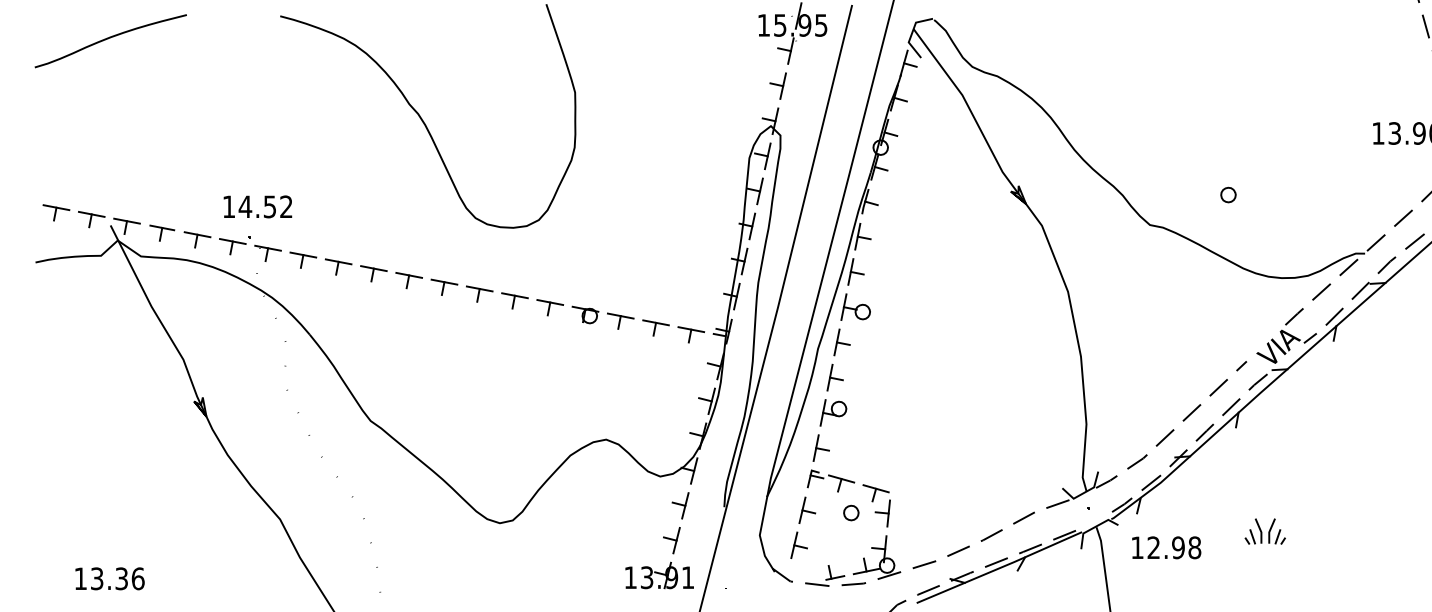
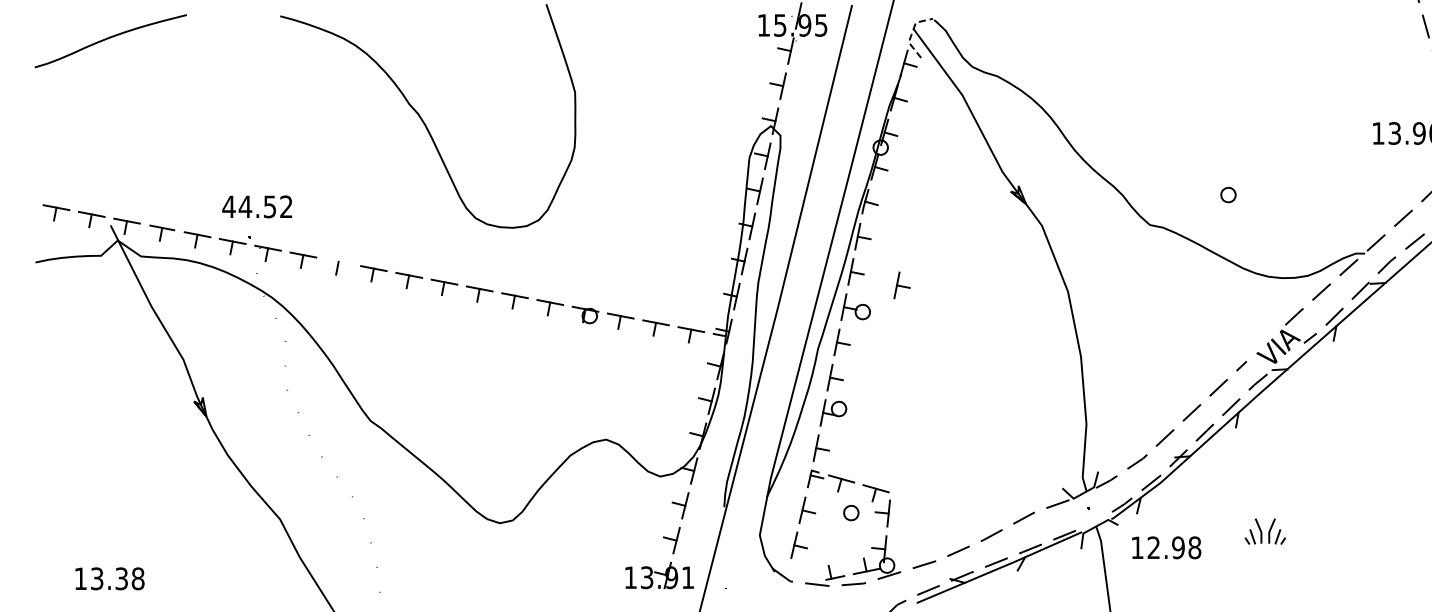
line: solid -> dashed (912, 33)
text: 14.52 -> 44.52 (228, 206)
line: present -> none (338, 261)
part: none -> present (901, 285)
text: 13.36 -> 13.38 (137, 578)
